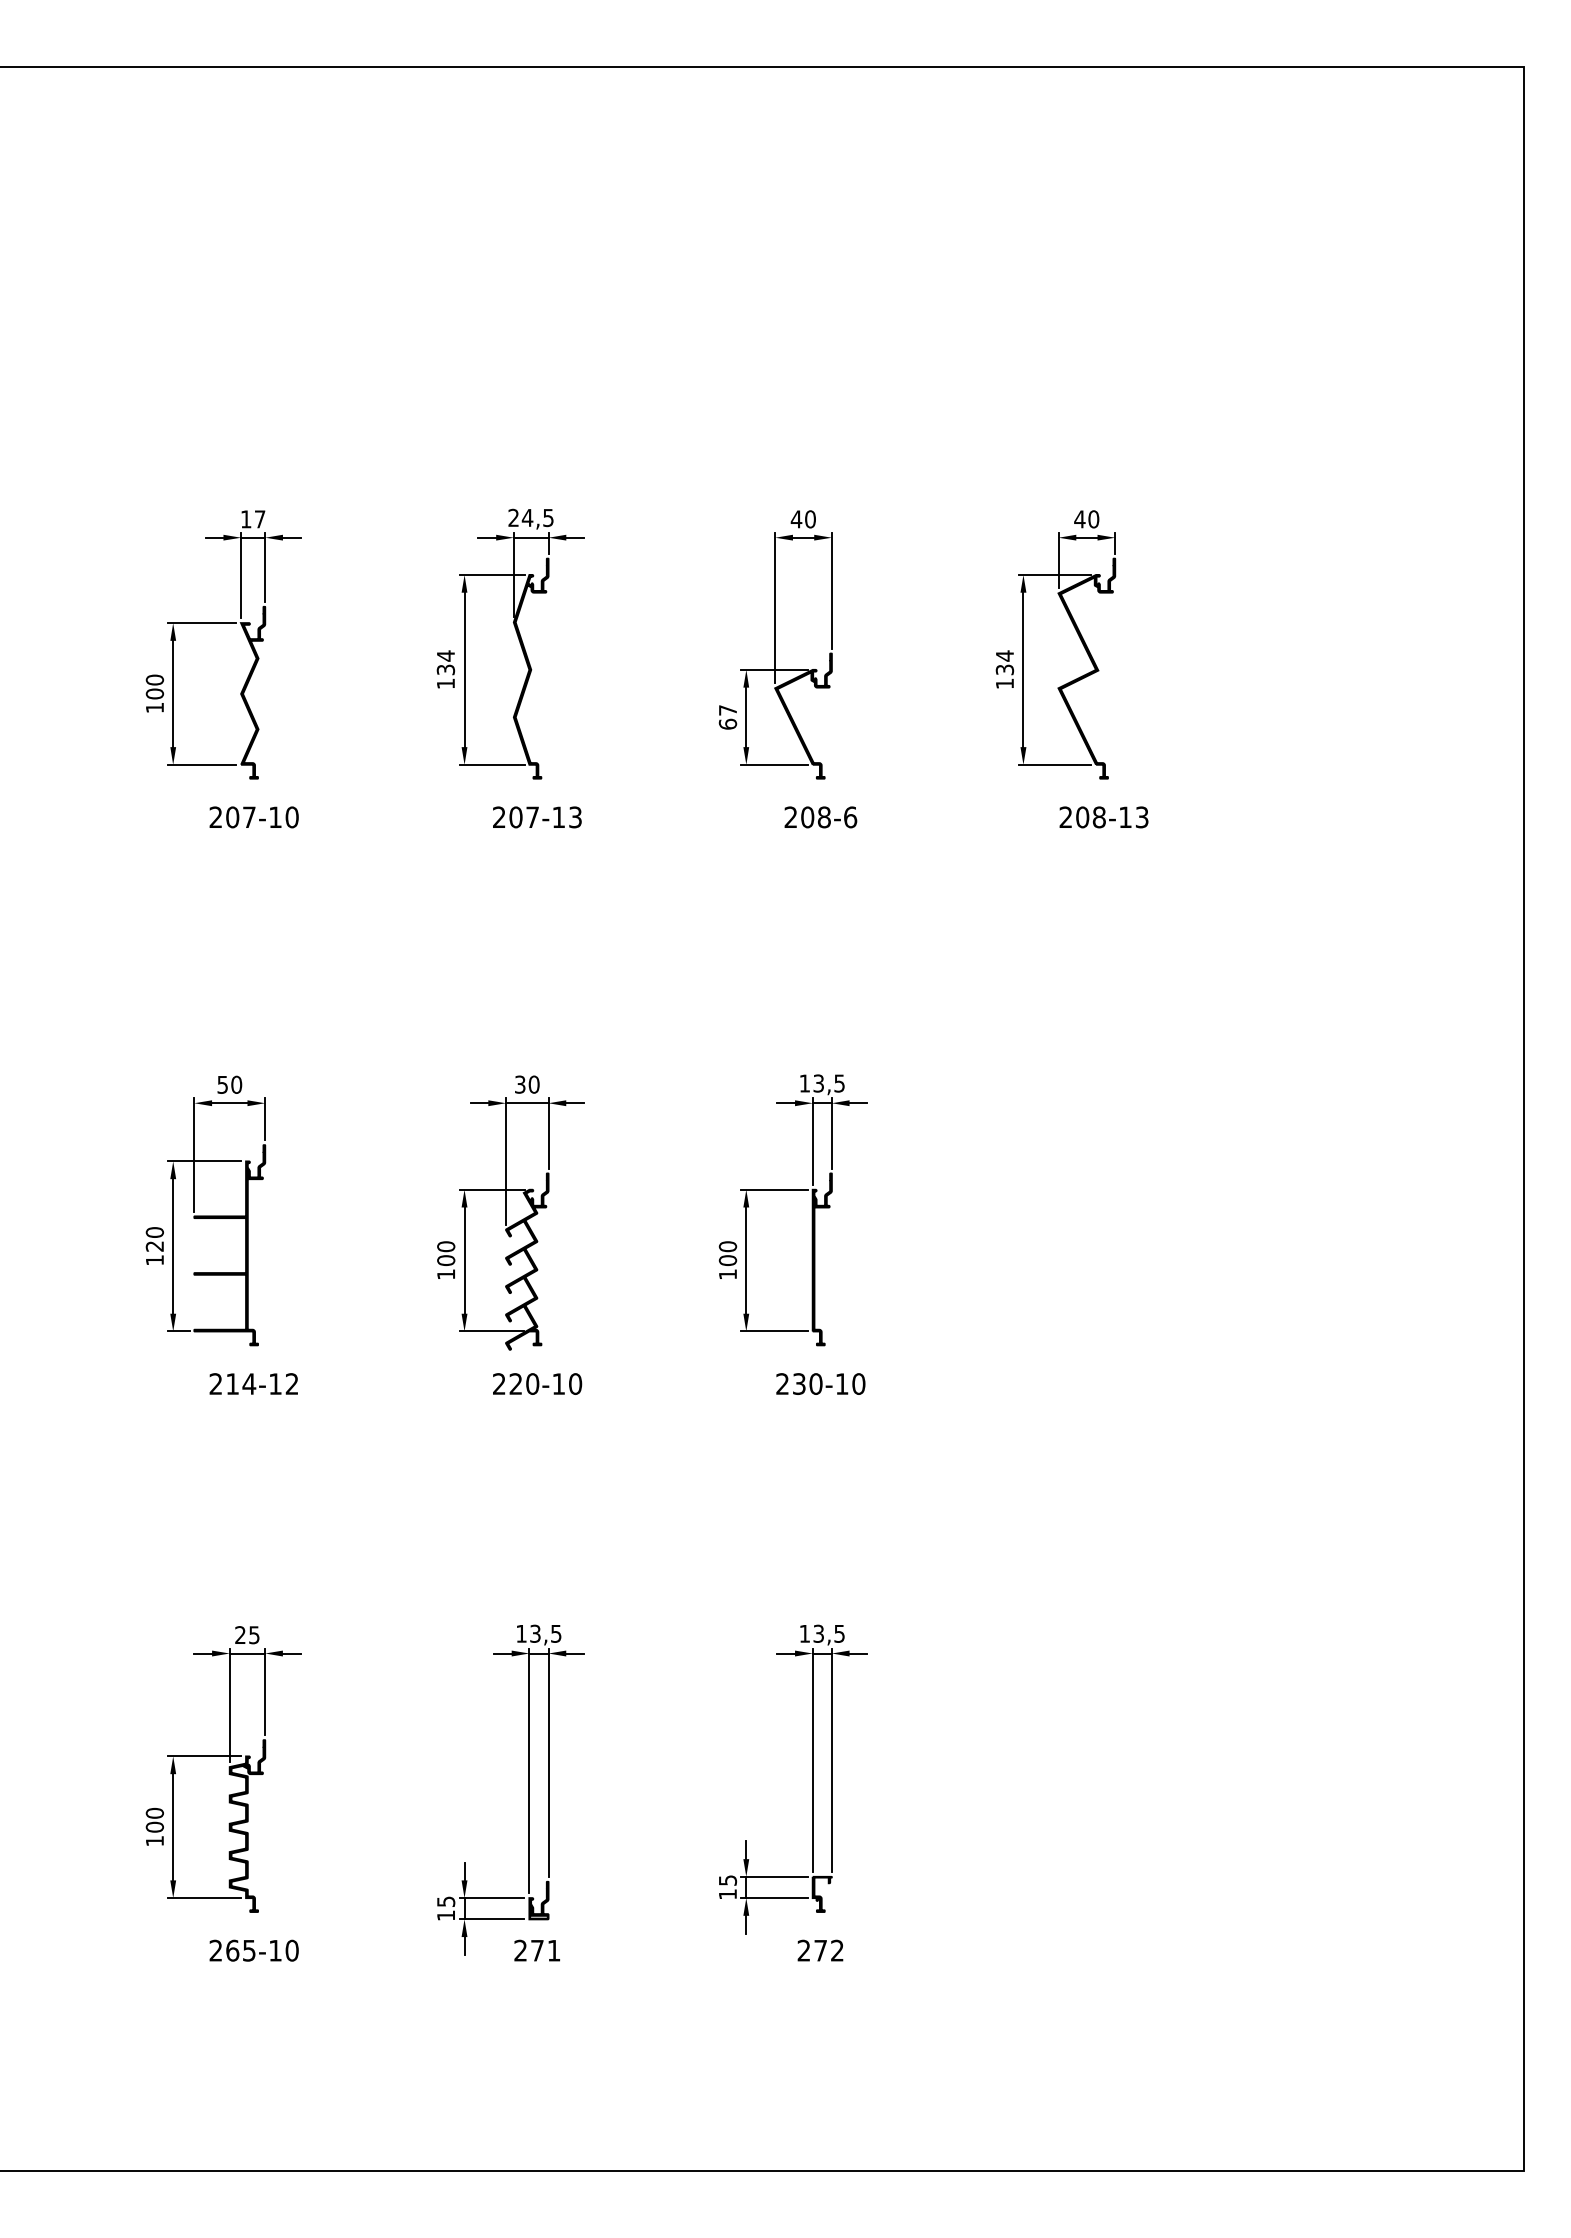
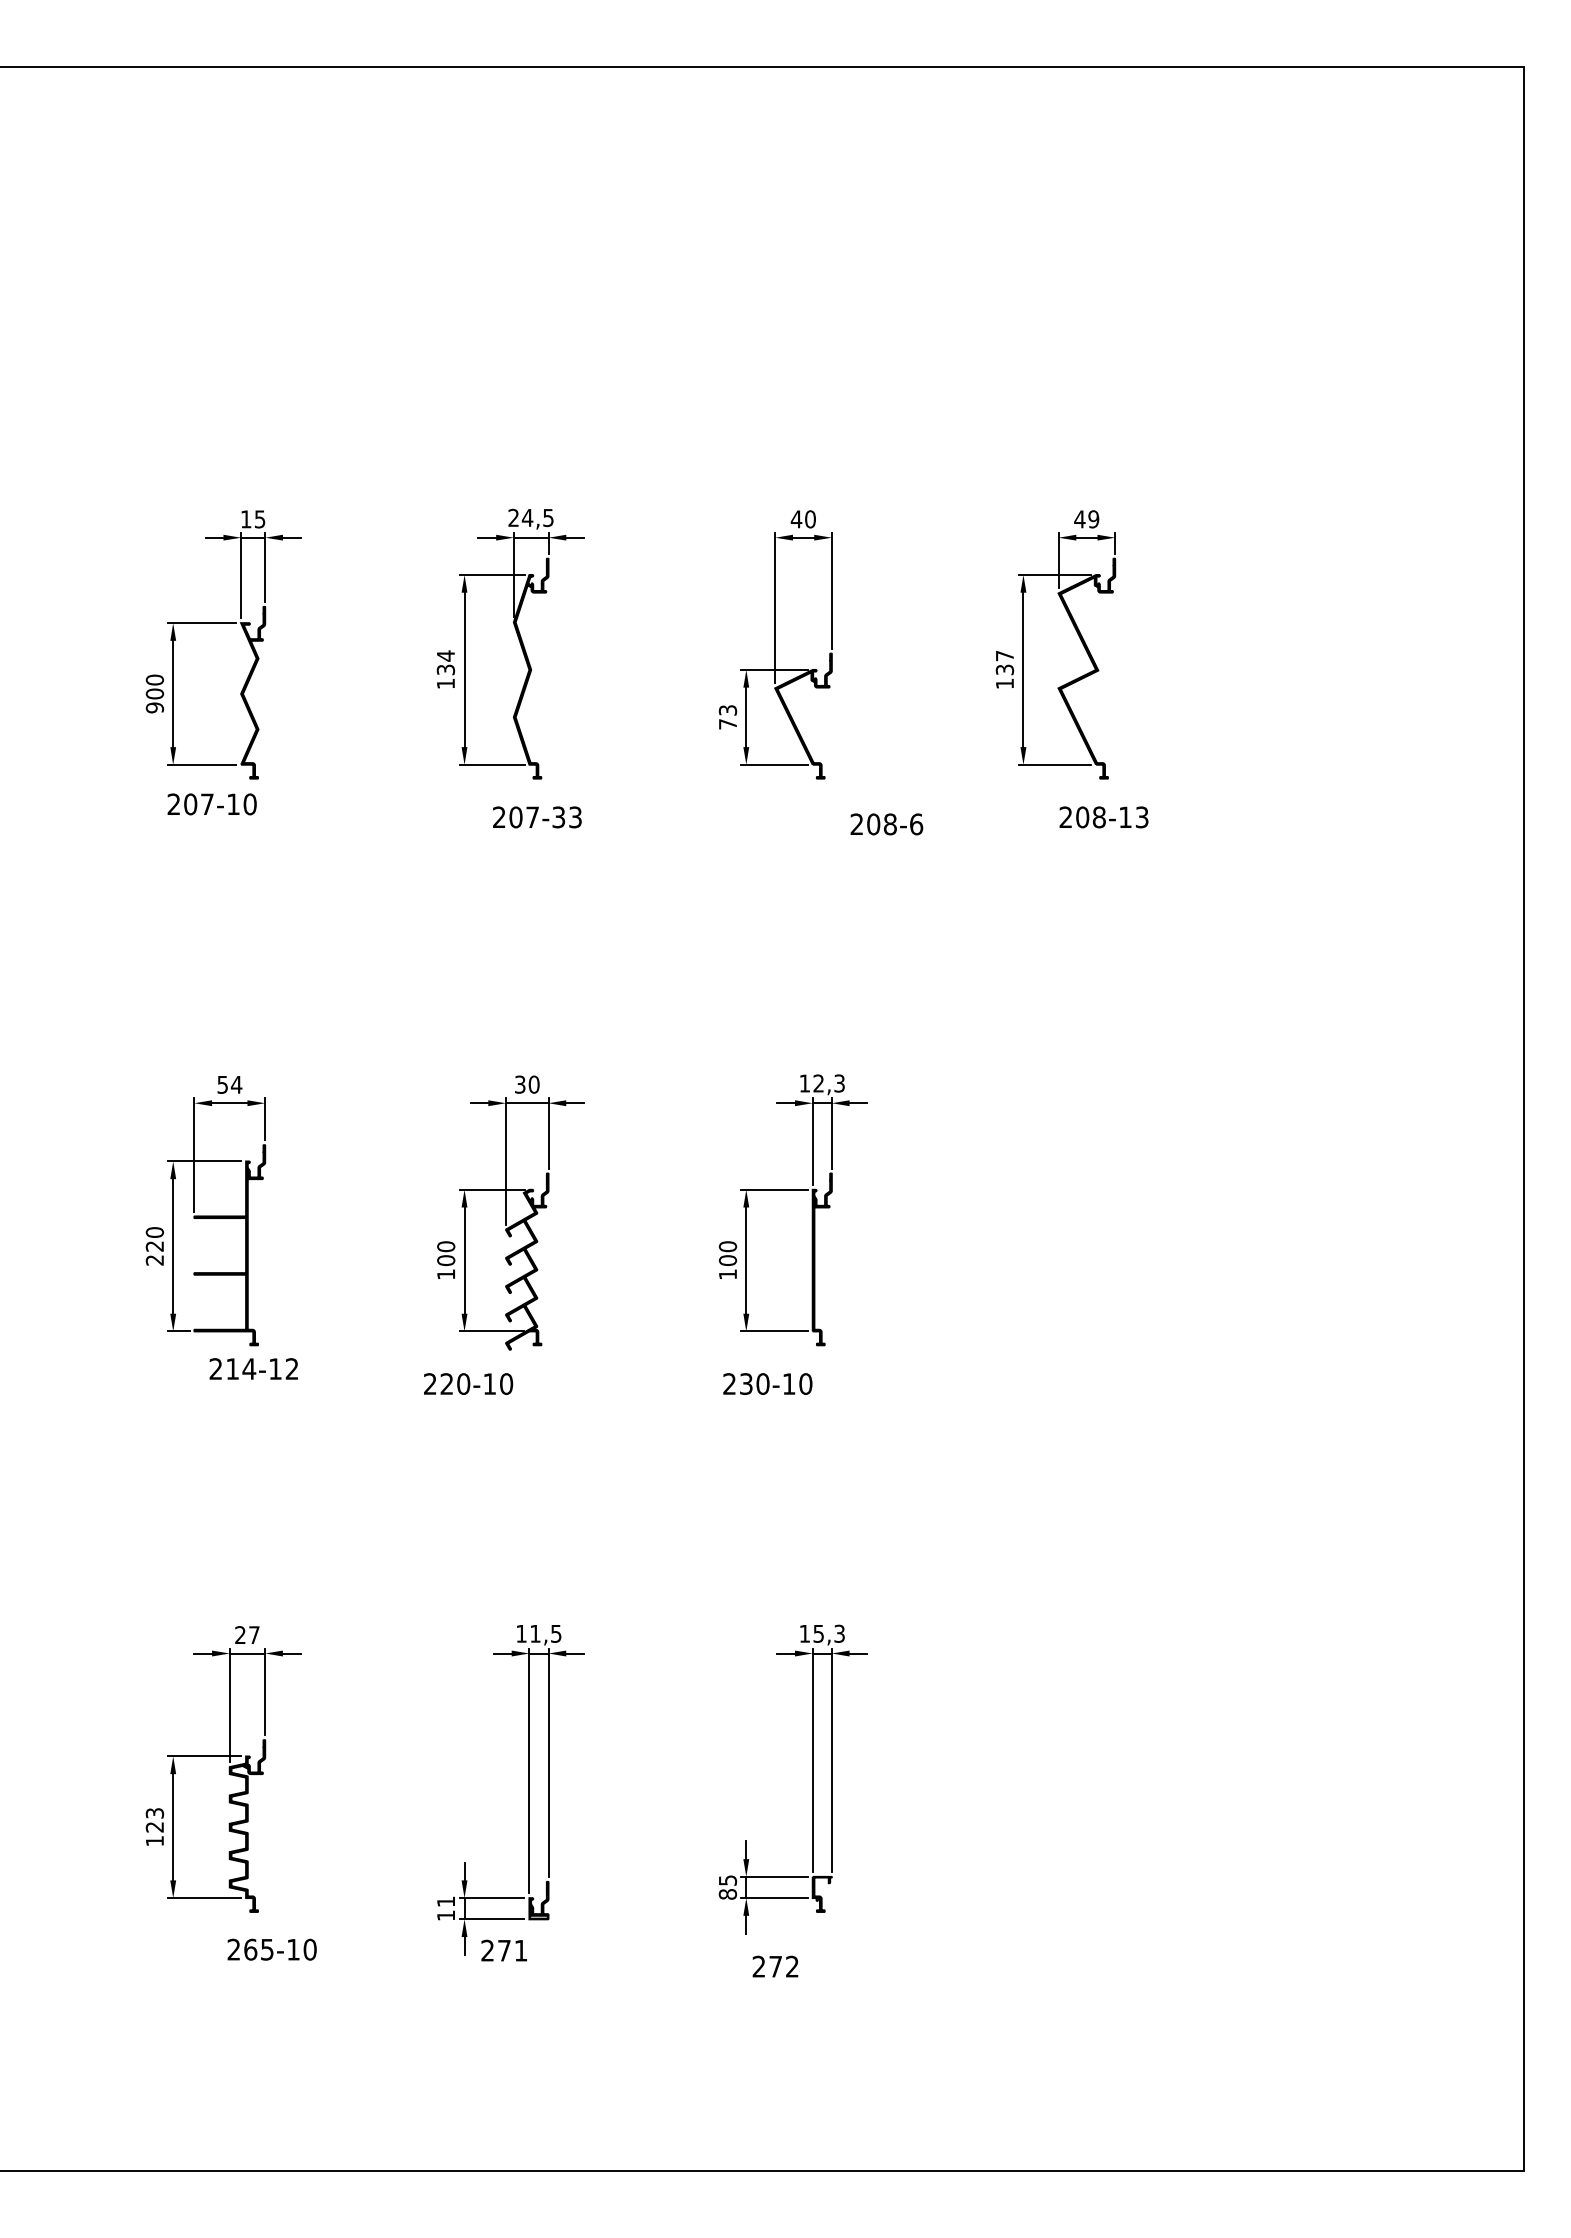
text: 17 -> 15 (260, 519)
text: 40 -> 49 (1093, 519)
text: 134 -> 137 (1004, 655)
text: 100 -> 900 (154, 707)
text: 67 -> 73 (727, 717)
text position: (253, 817) -> (211, 804) (211, 804)
text: 207-13 -> 207-33 (558, 817)
text position: (820, 817) -> (886, 824) (886, 824)
text: 13,5 -> 12,3 (828, 1083)
text: 50 -> 54 (236, 1084)
text: 120 -> 220 (154, 1260)
text position: (253, 1383) -> (253, 1368) (253, 1368)
text position: (537, 1383) -> (468, 1383) (468, 1383)
text position: (820, 1383) -> (767, 1383) (767, 1383)
text: 13,5 -> 11,5 (535, 1633)
text: 13,5 -> 15,3 (829, 1633)
text: 25 -> 27 (254, 1635)
text: 100 -> 123 (154, 1819)
text: 15 -> 85 (727, 1894)
text: 15 -> 11 (446, 1901)
text position: (253, 1950) -> (271, 1949) (271, 1949)
text position: (536, 1950) -> (503, 1950) (503, 1950)
text position: (820, 1950) -> (775, 1966) (775, 1966)
